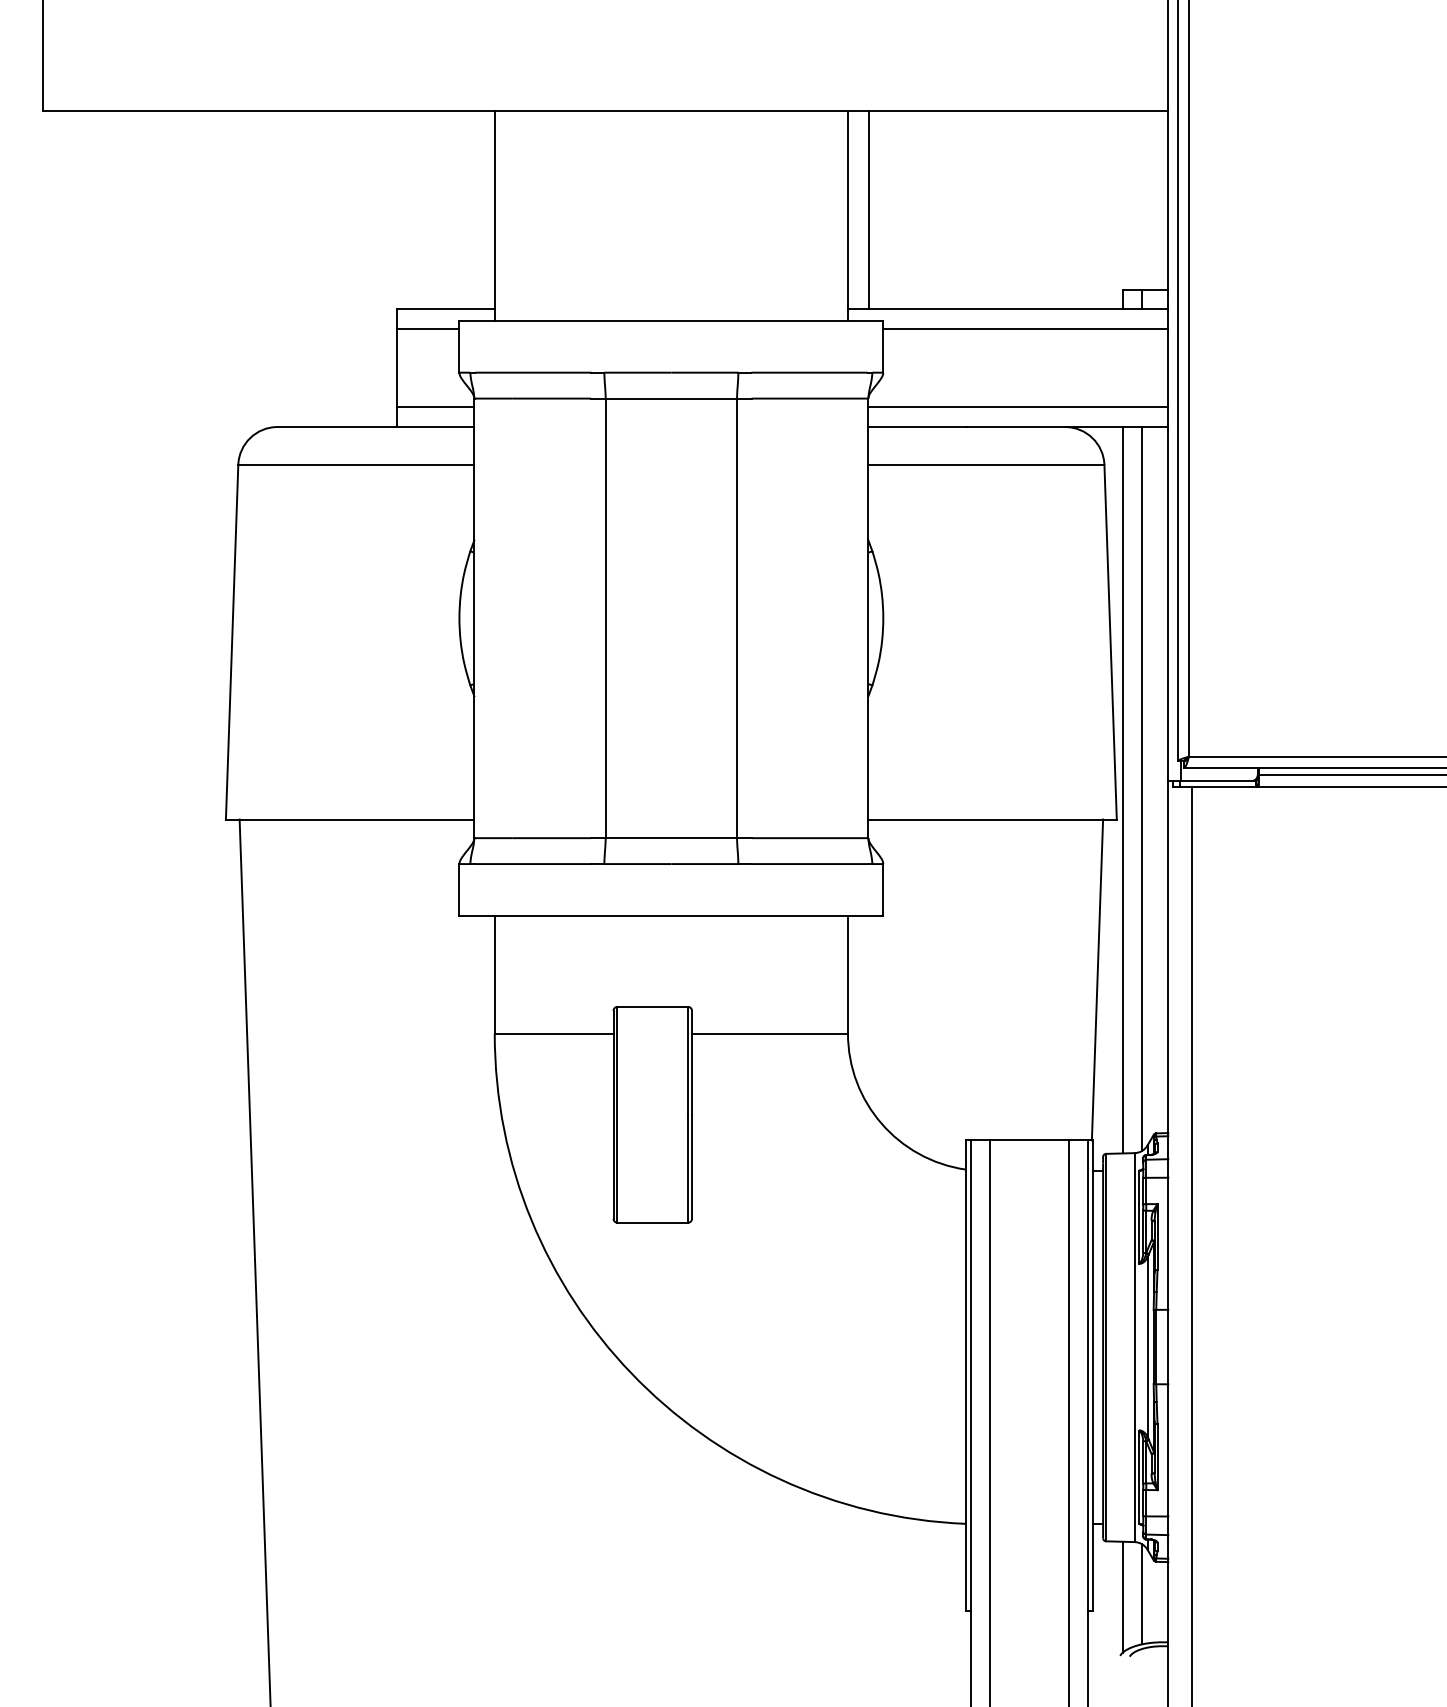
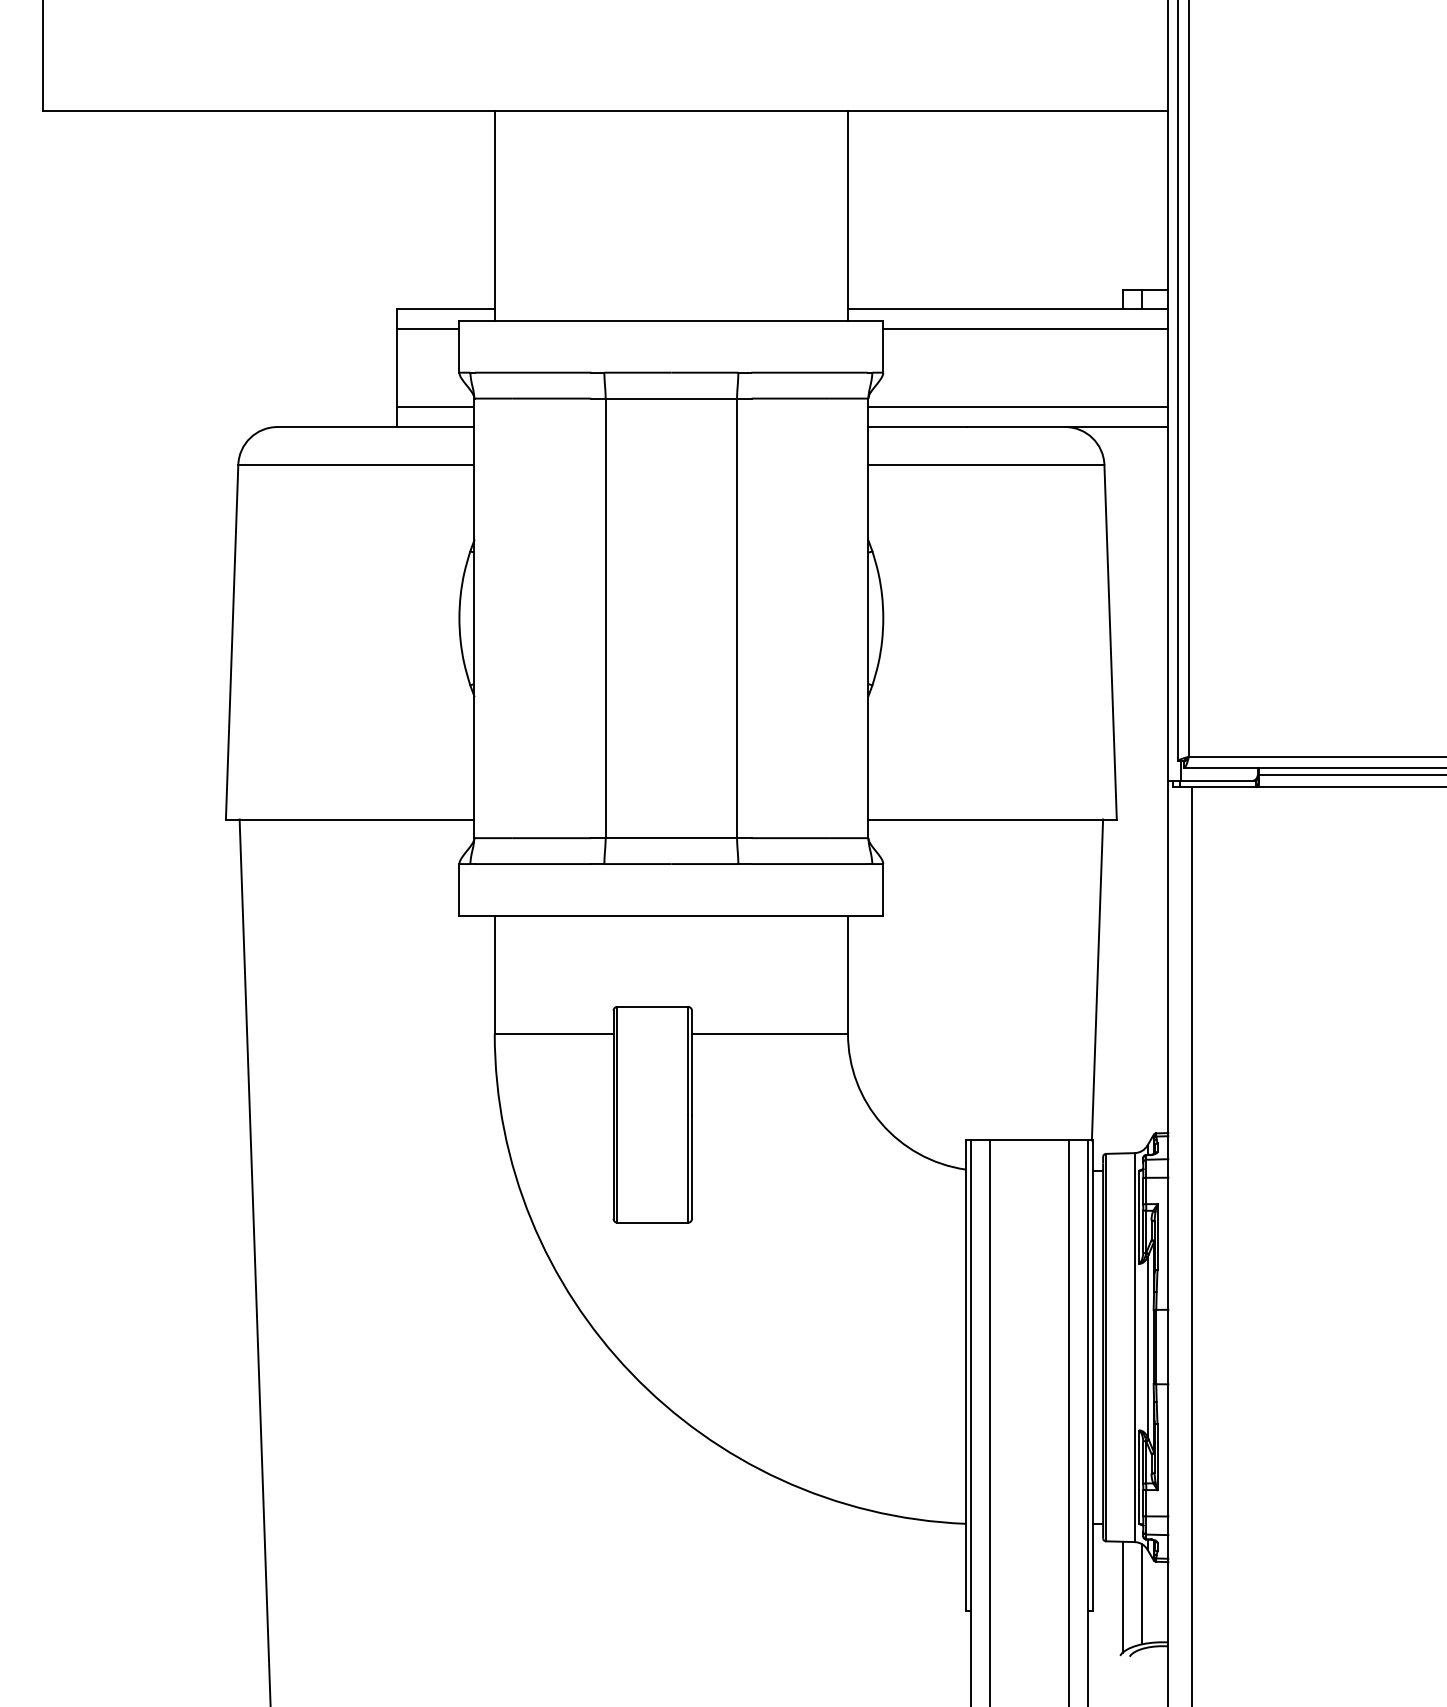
line: present -> none (869, 209)
line: present -> none (1142, 788)
line: present -> none (1122, 790)
